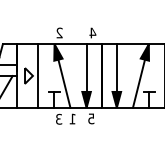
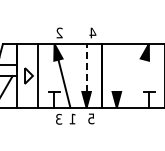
line: present -> none (116, 67)
line: solid -> dashed (86, 68)
line: present -> none (138, 83)
